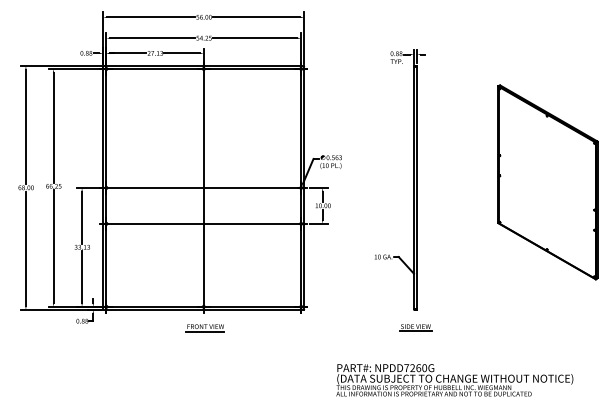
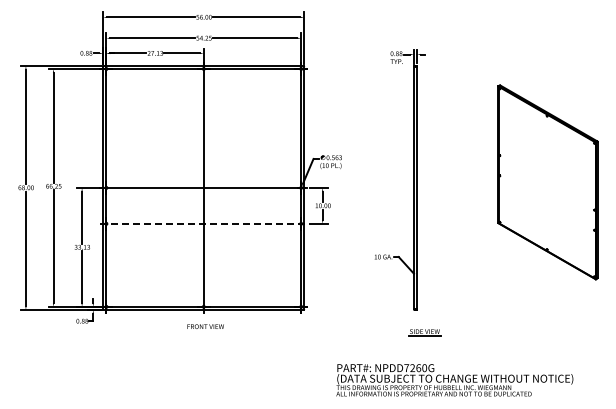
line: solid -> dashed (204, 223)
part position: (415, 327) -> (424, 332) (424, 332)
line: present -> none (205, 331)
